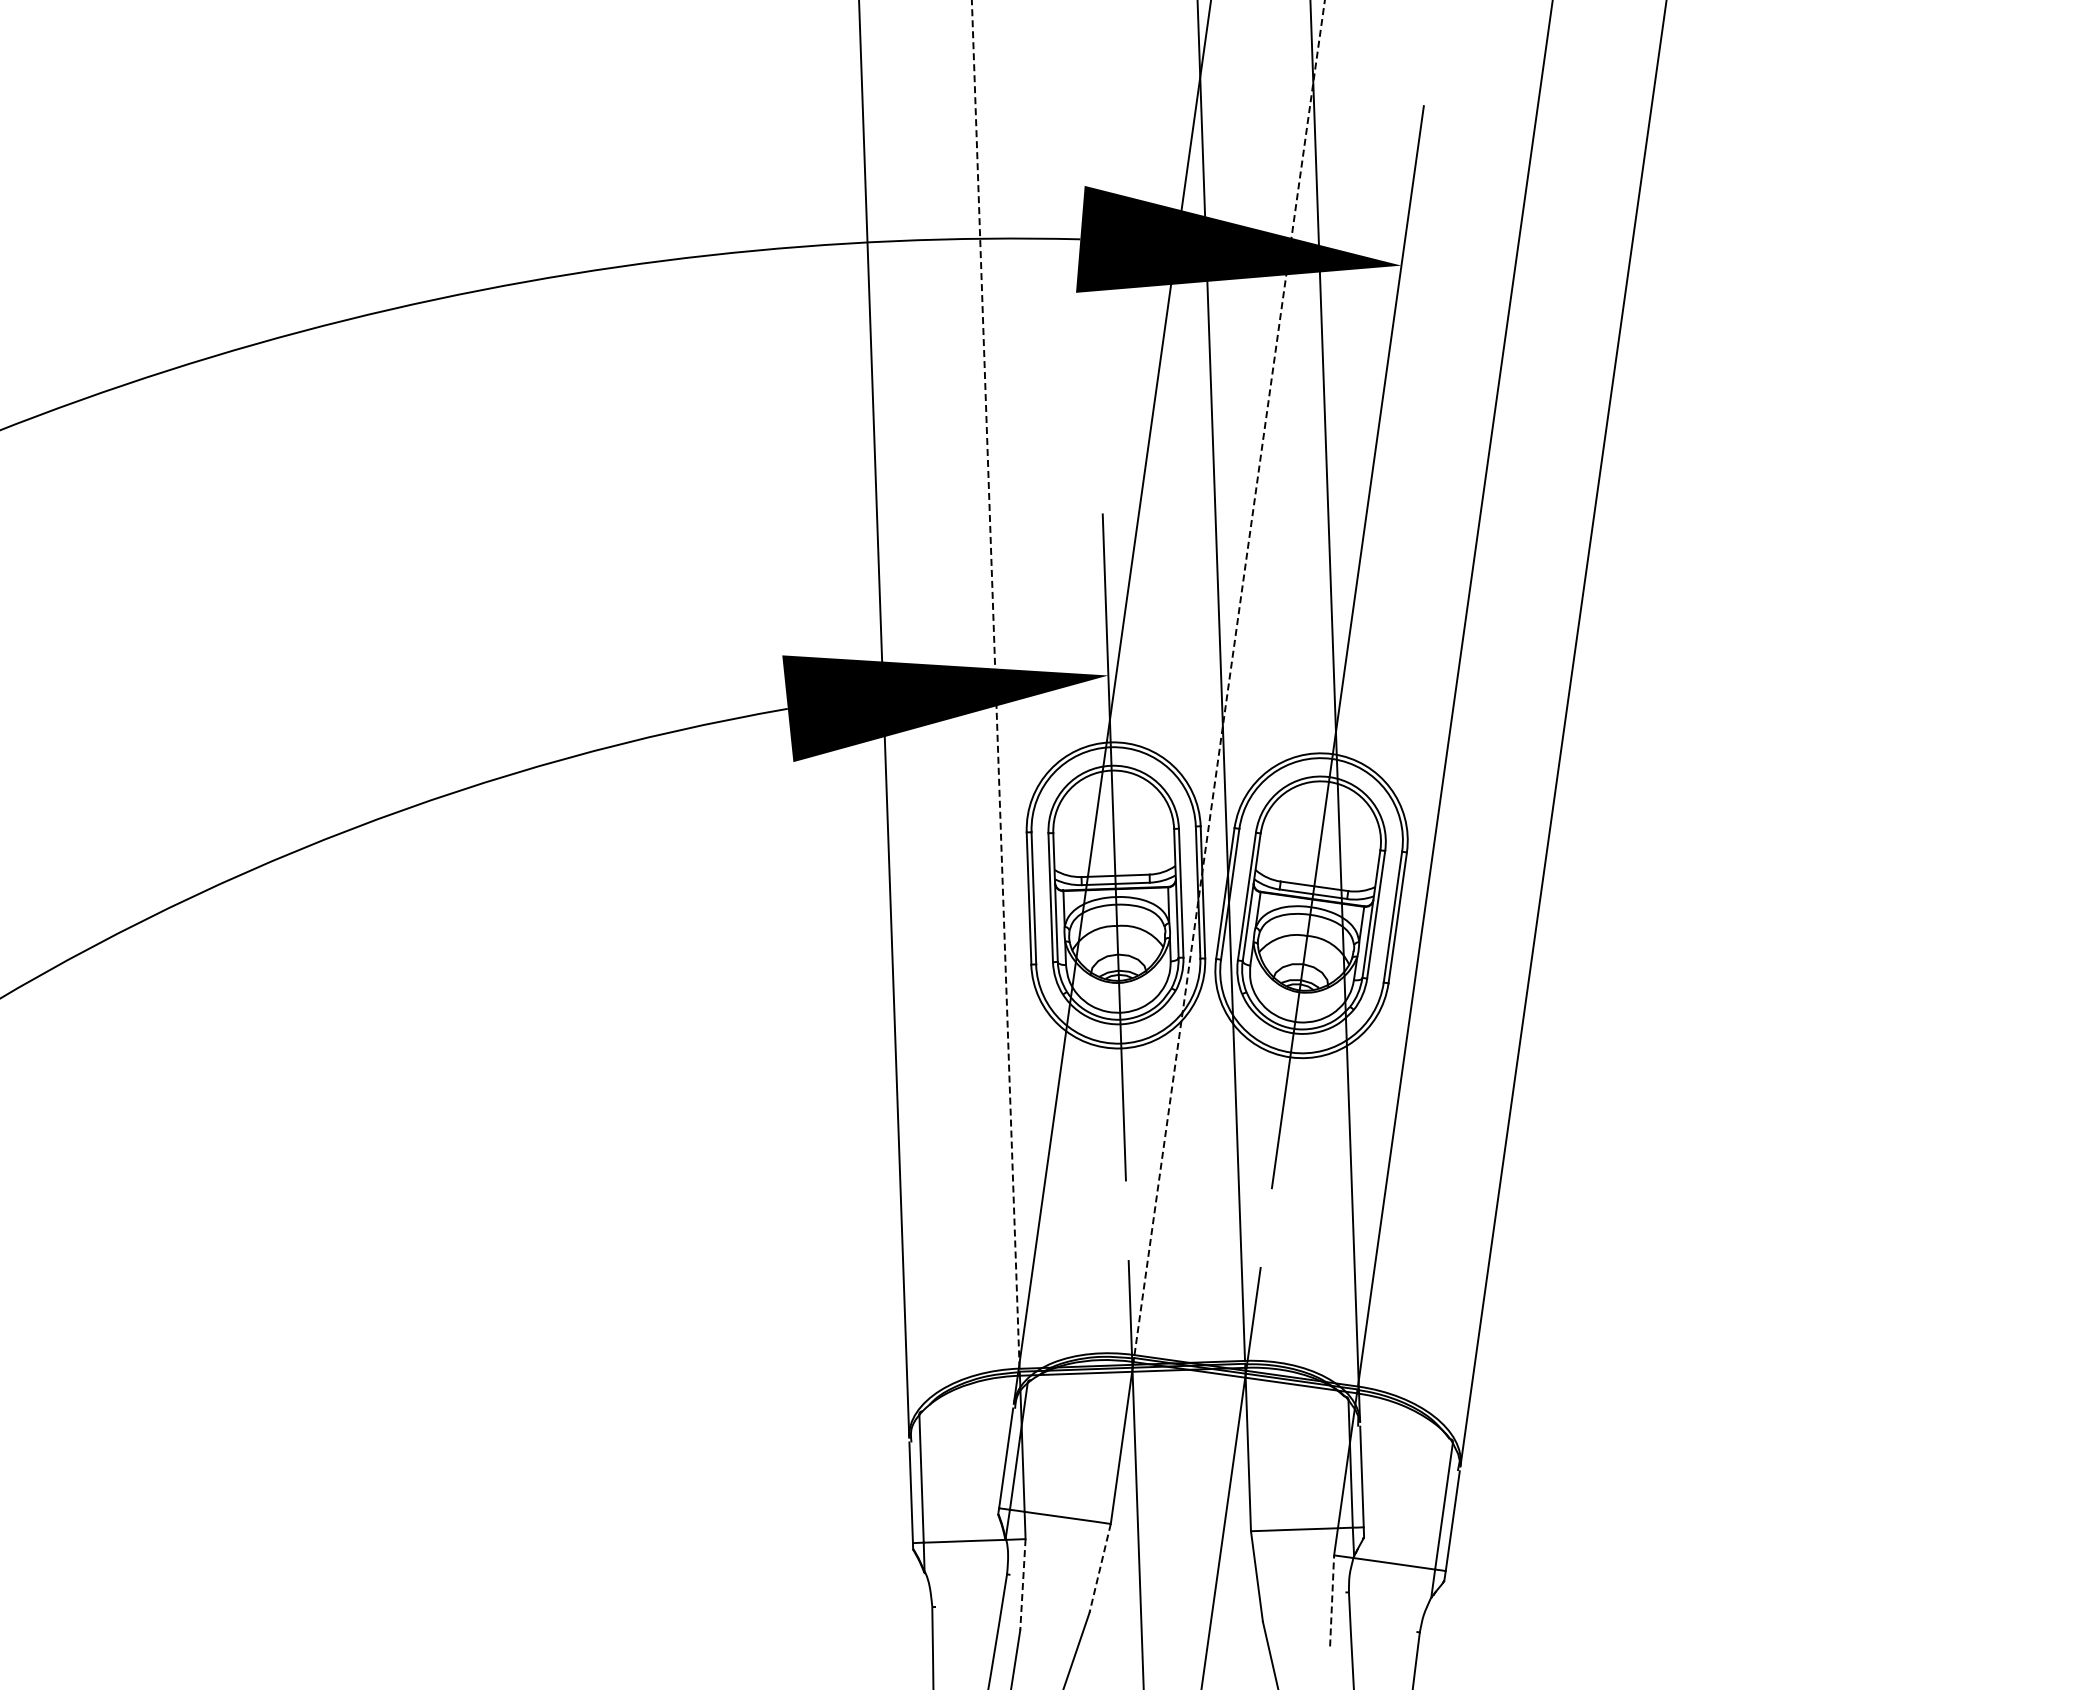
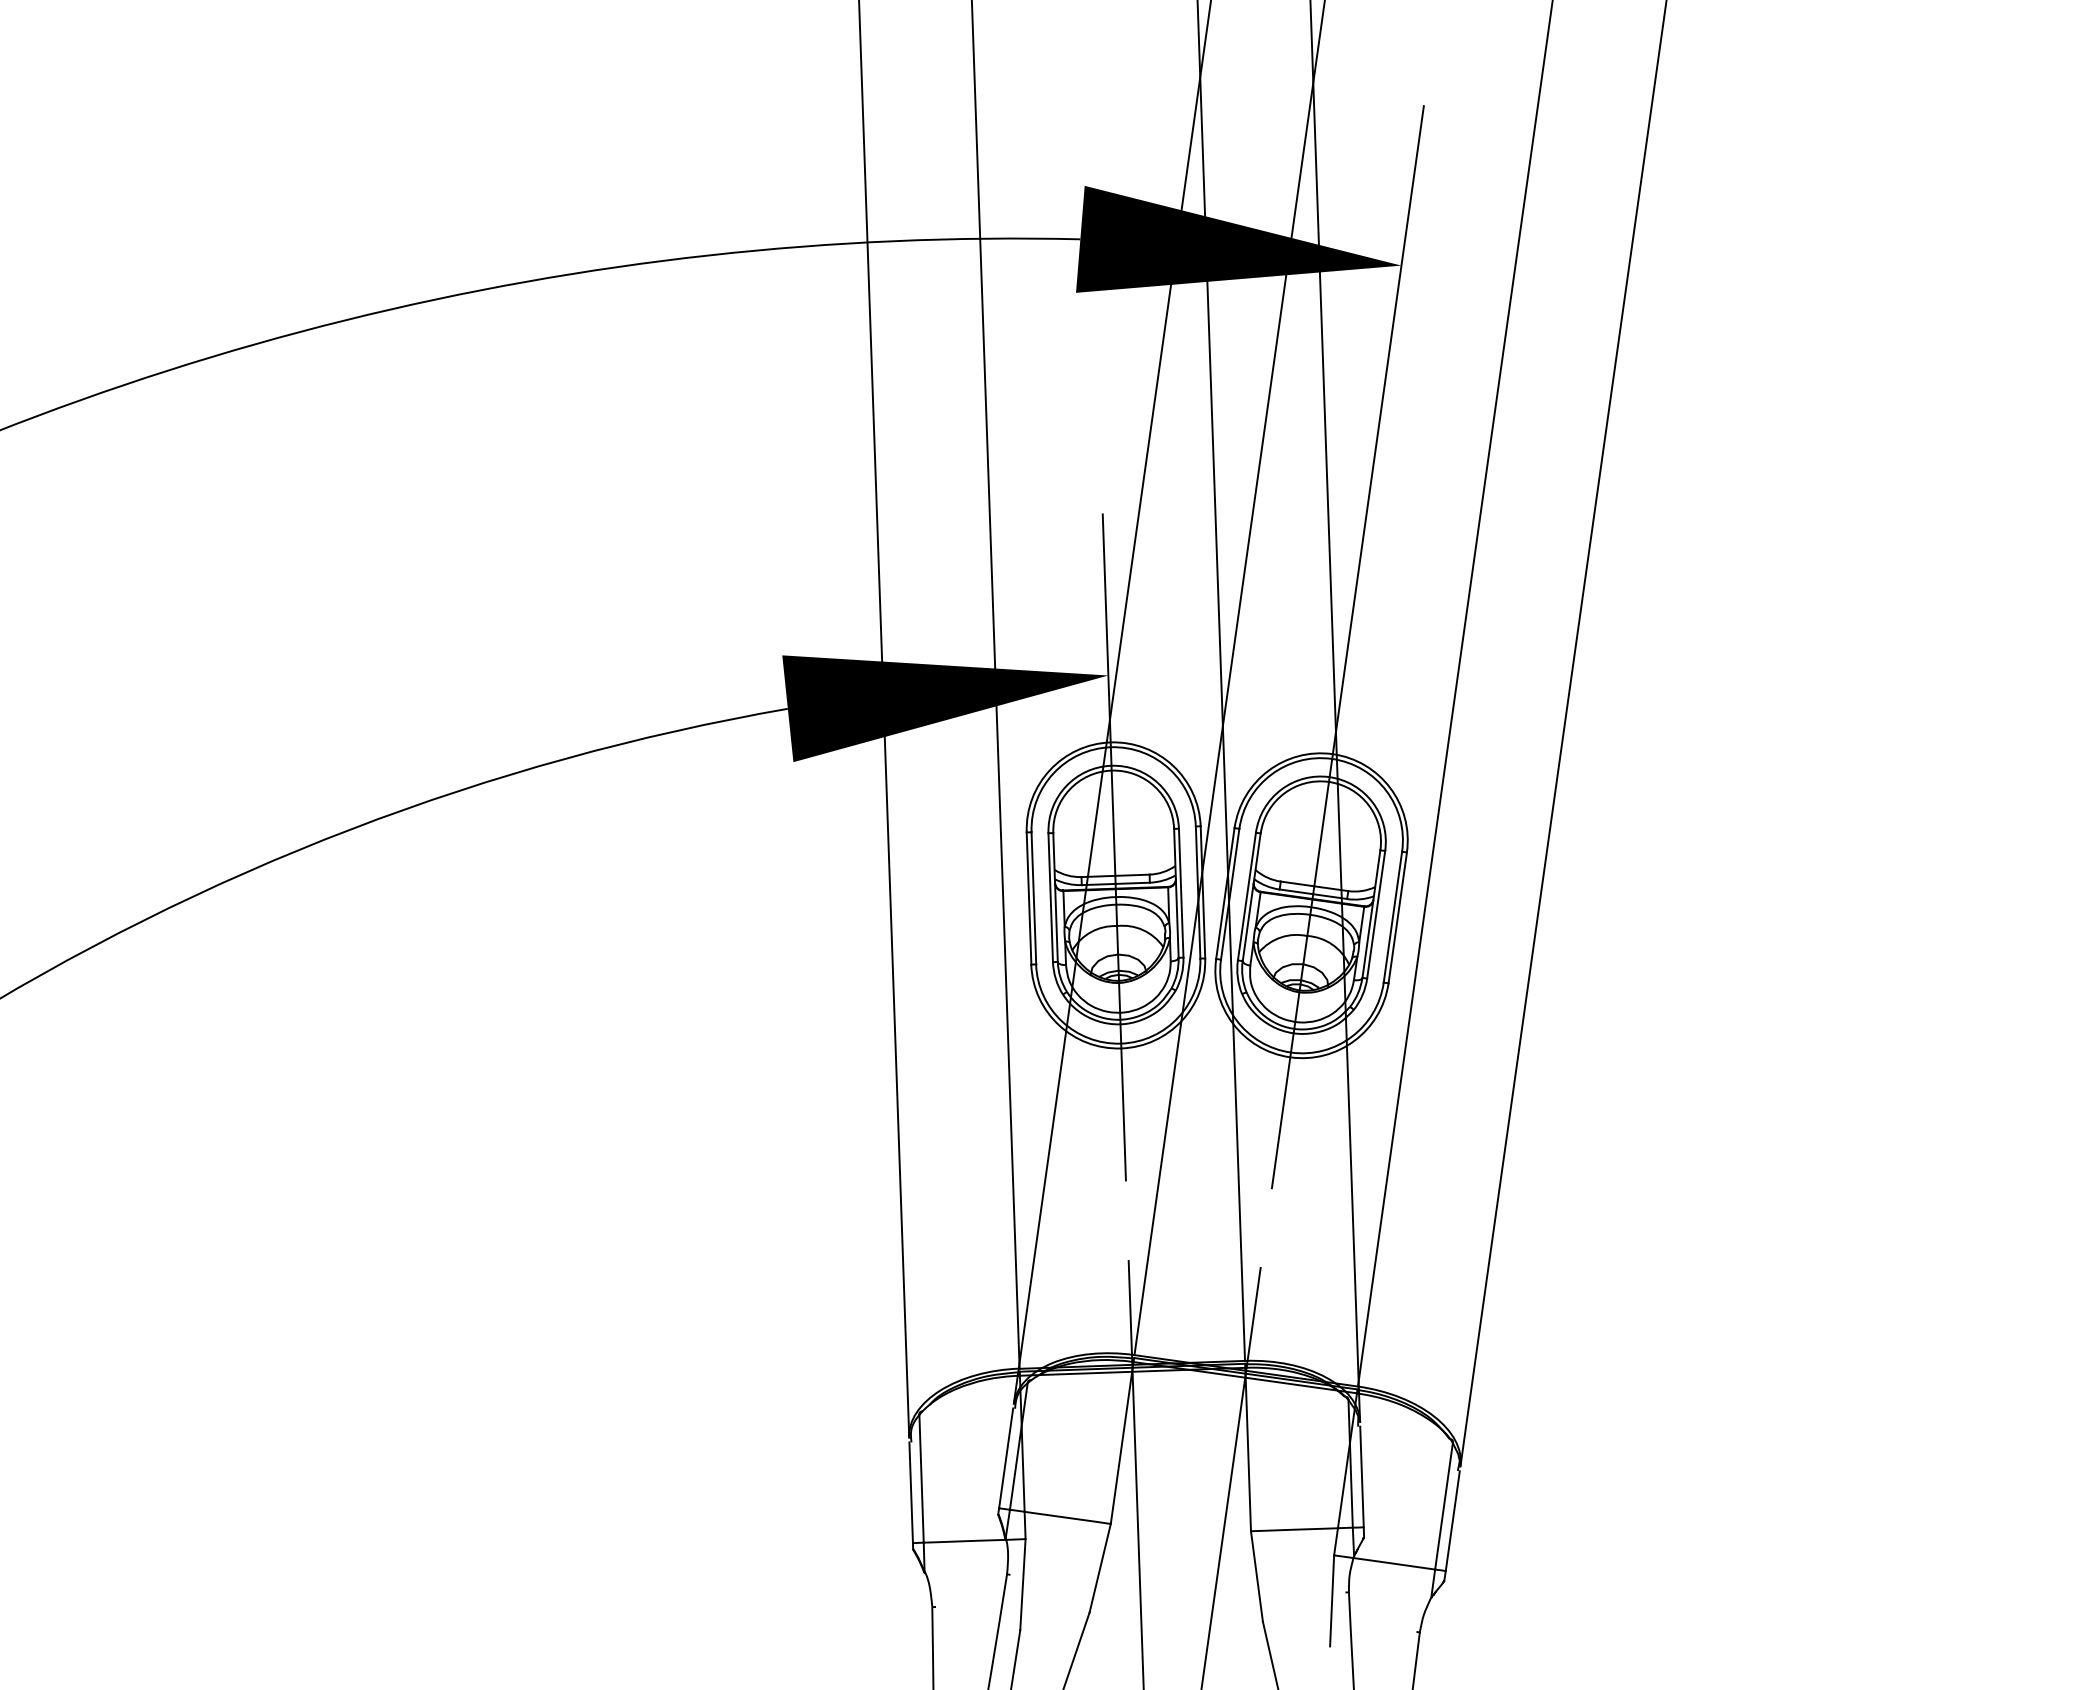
line: dashed -> solid (1229, 677)
line: dashed -> solid (995, 685)
line: dashed -> solid (1100, 1568)
line: dashed -> solid (1022, 1584)
line: dashed -> solid (1332, 1600)
